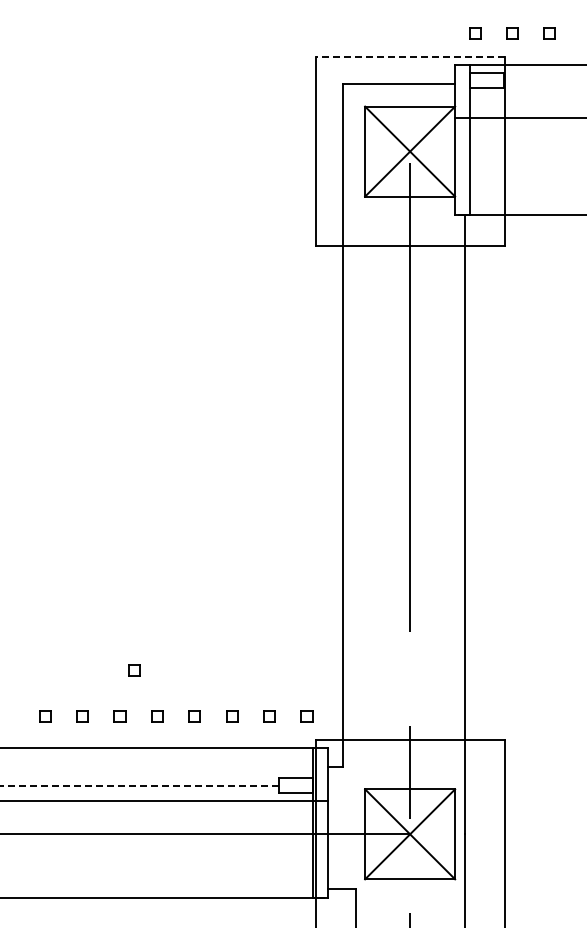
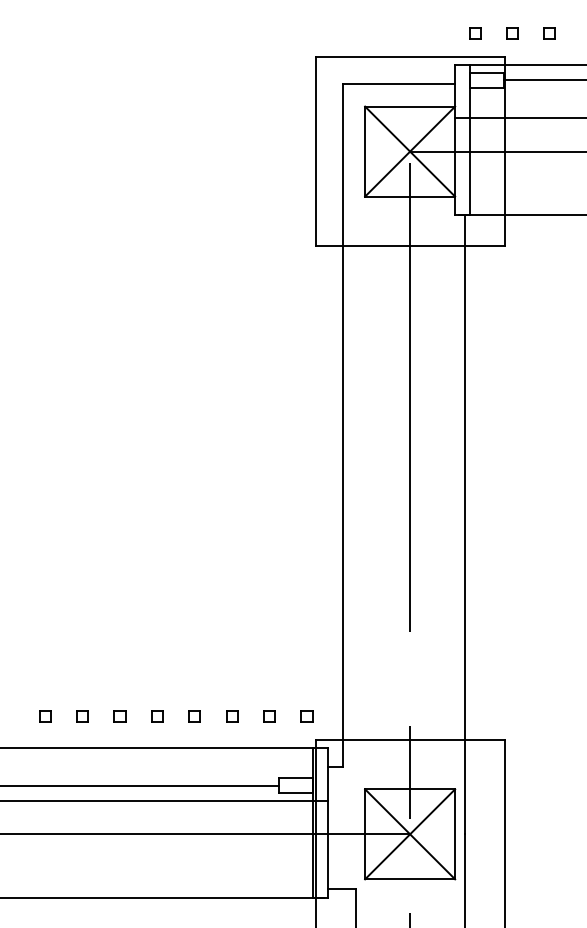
line: dashed -> solid (410, 57)
line: none -> present (543, 80)
line: none -> present (496, 151)
part: present -> none (134, 670)
line: dashed -> solid (139, 785)
